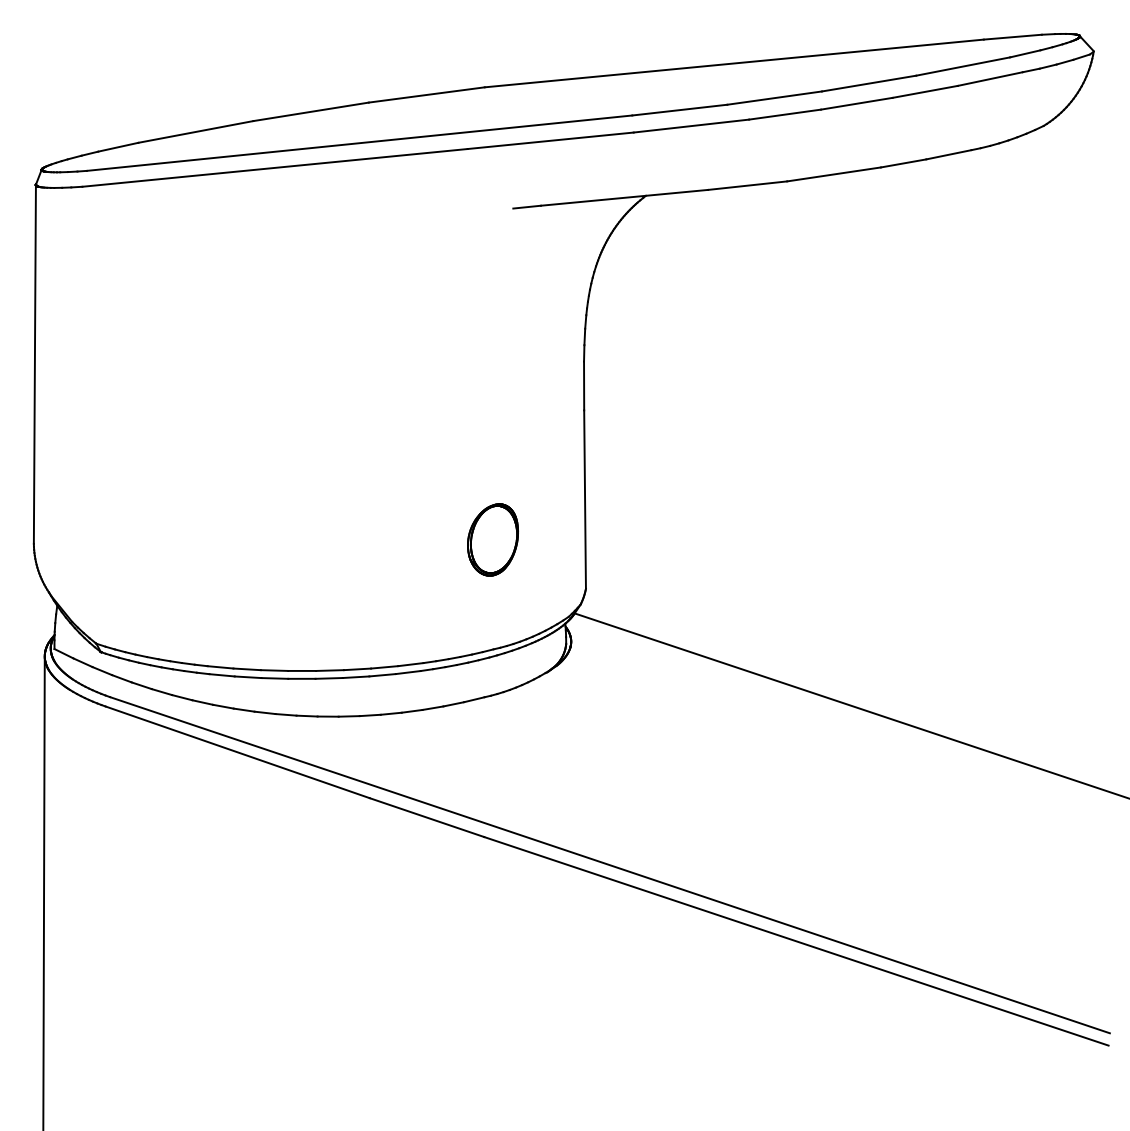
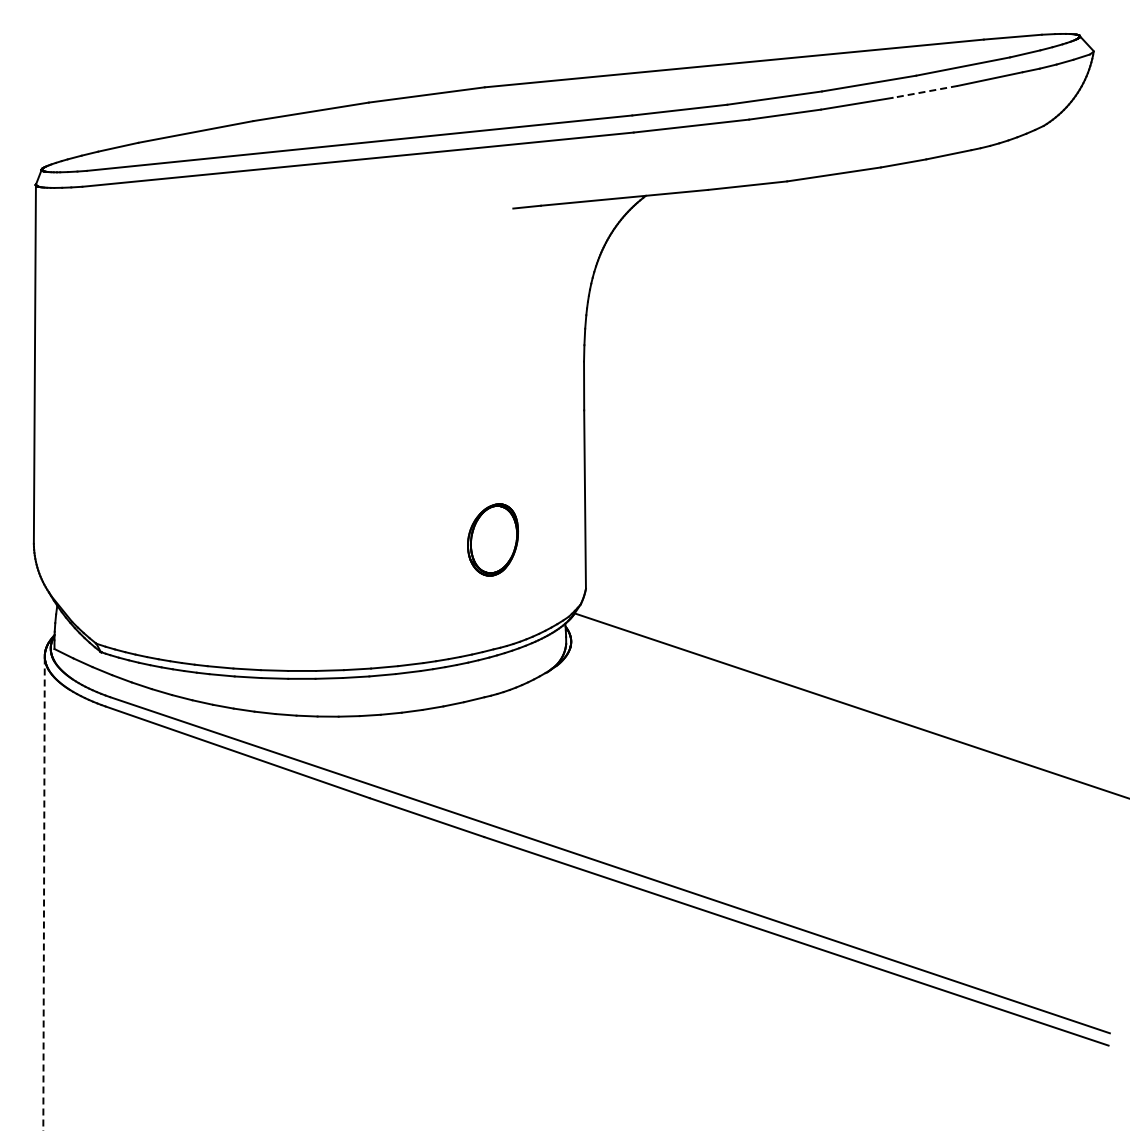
line: solid -> dashed (924, 91)
line: solid -> dashed (44, 893)
